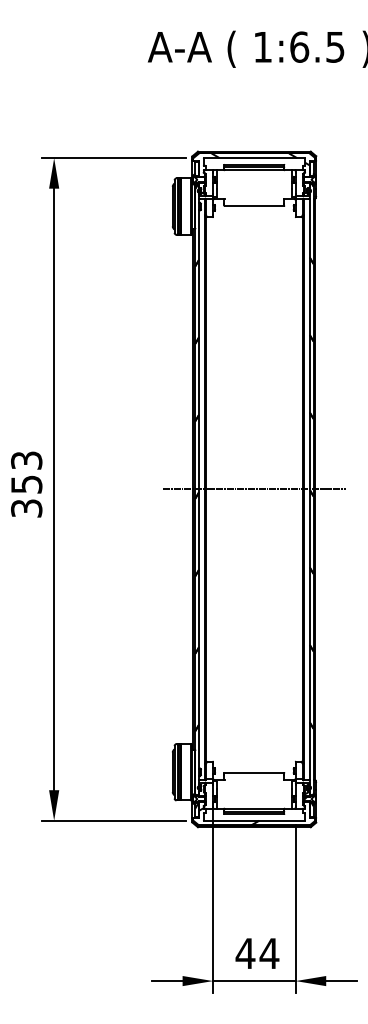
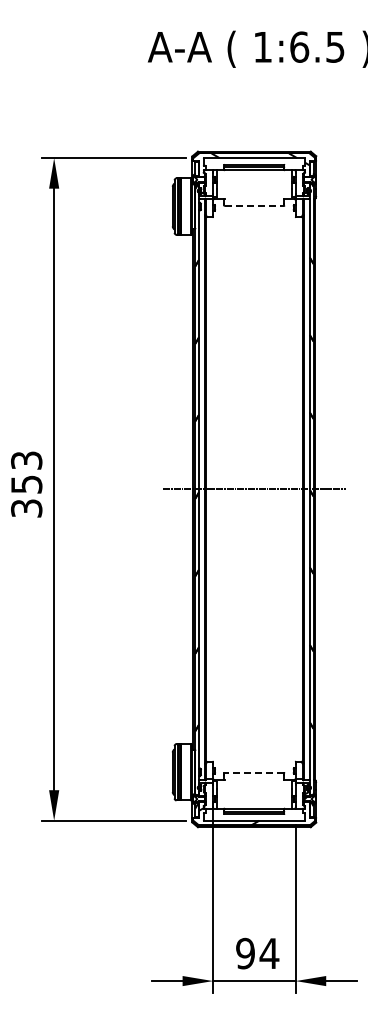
line: solid -> dashed (254, 206)
line: solid -> dashed (253, 772)
text: 44 -> 94 (245, 953)
